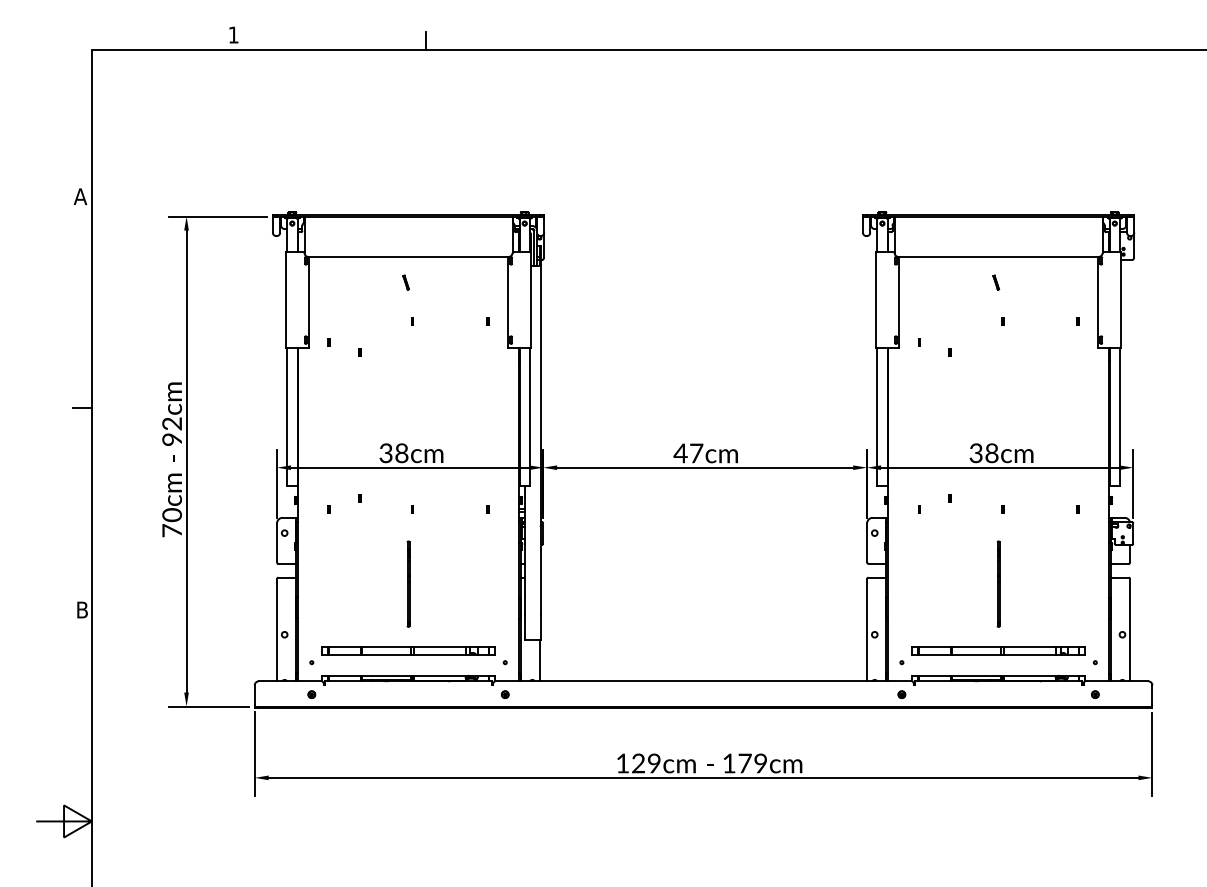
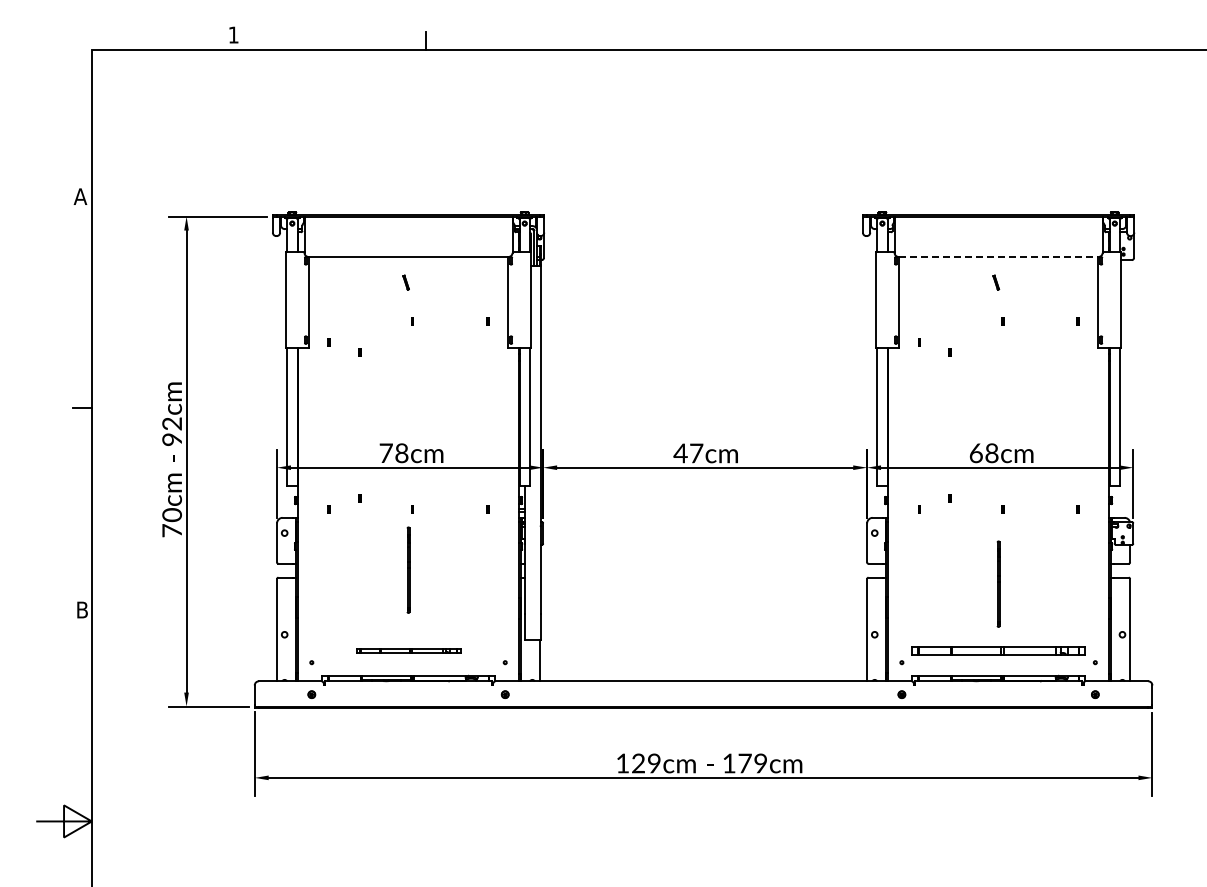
line: solid -> dashed (998, 257)
text: 38cm -> 68cm (975, 452)
text: 38cm -> 78cm (385, 453)
line position: (408, 583) -> (408, 569) (408, 569)
part size: 175x10 px -> 106x6 px (408, 650)
